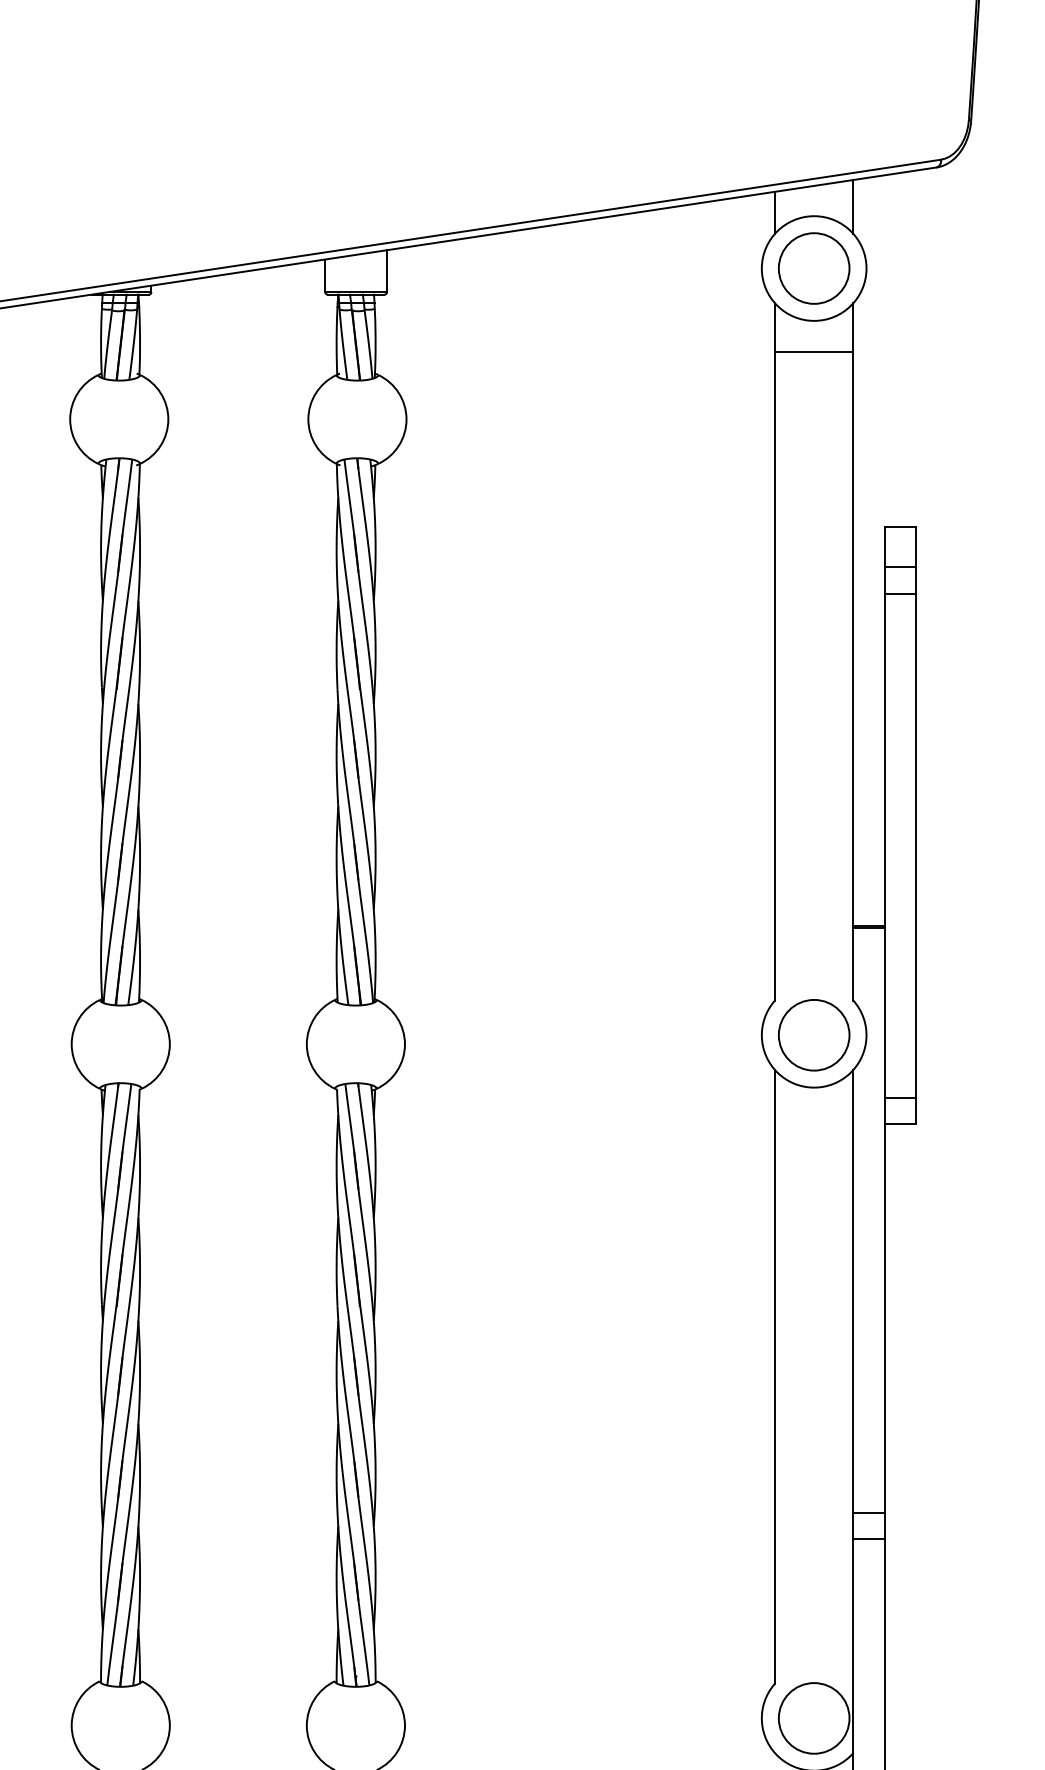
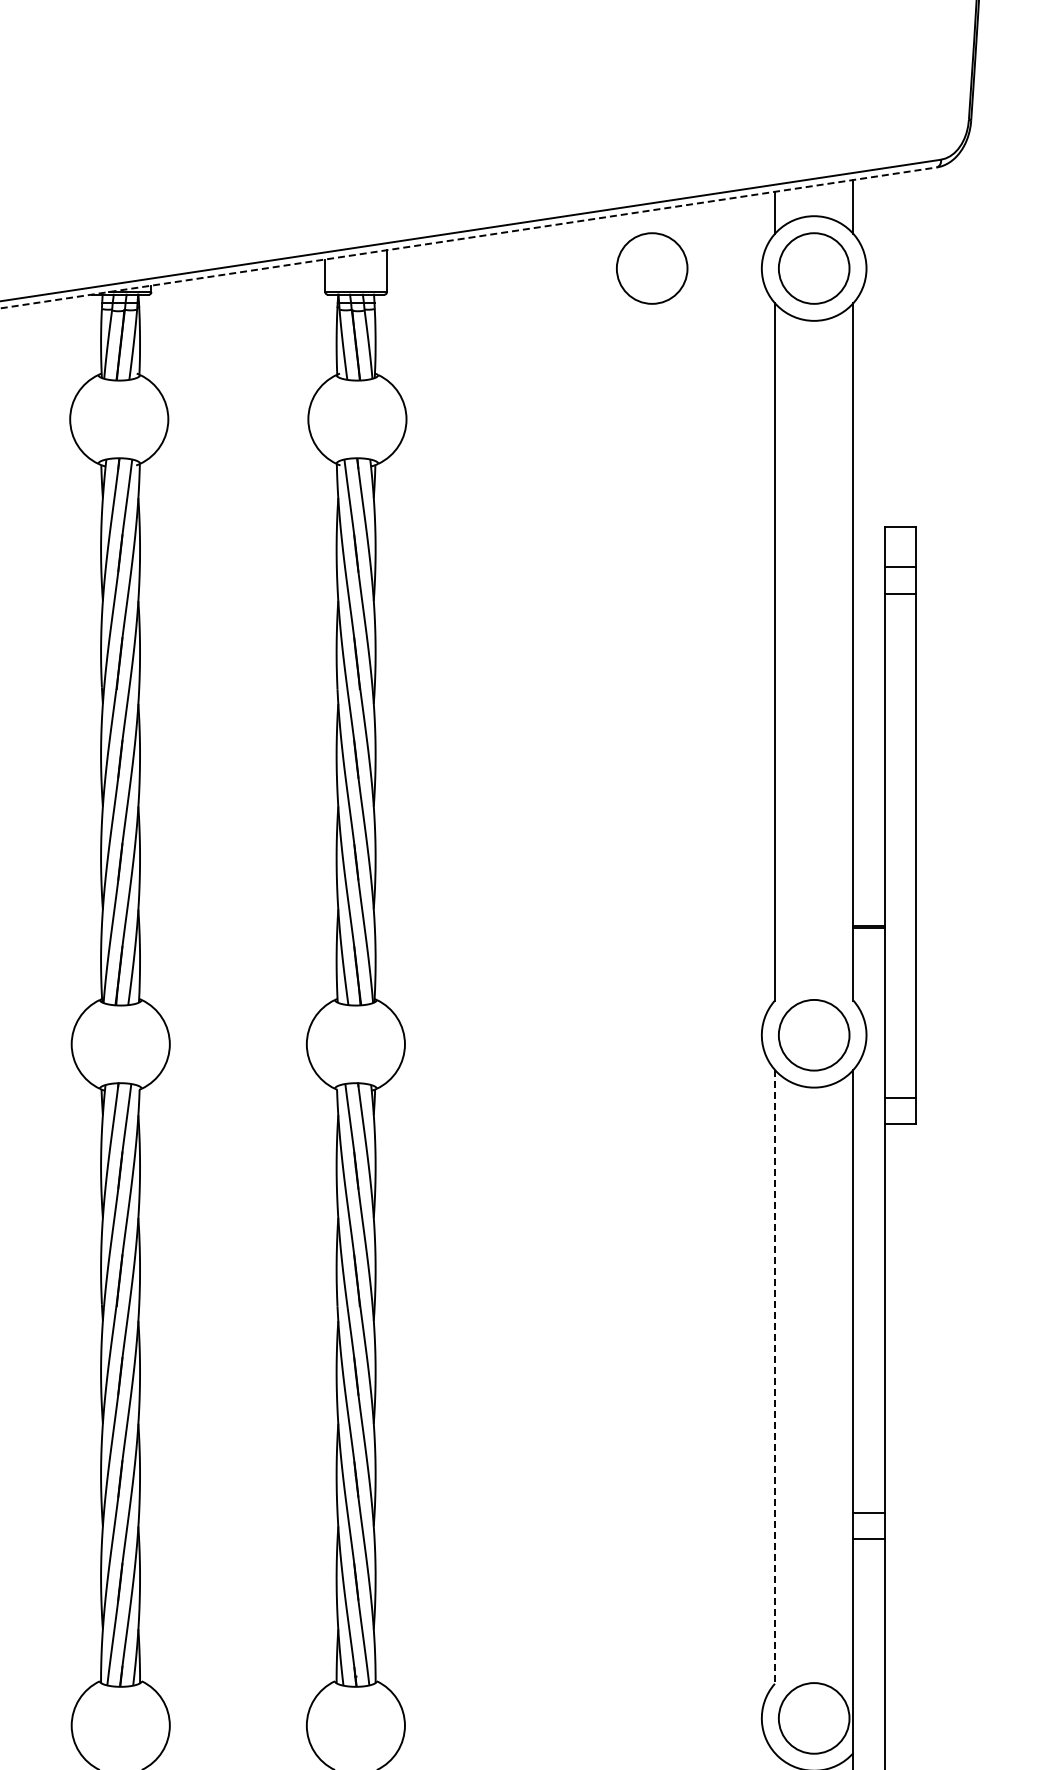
line: solid -> dashed (469, 237)
circle: none -> present (652, 268)
line: present -> none (813, 352)
line: solid -> dashed (774, 1377)
